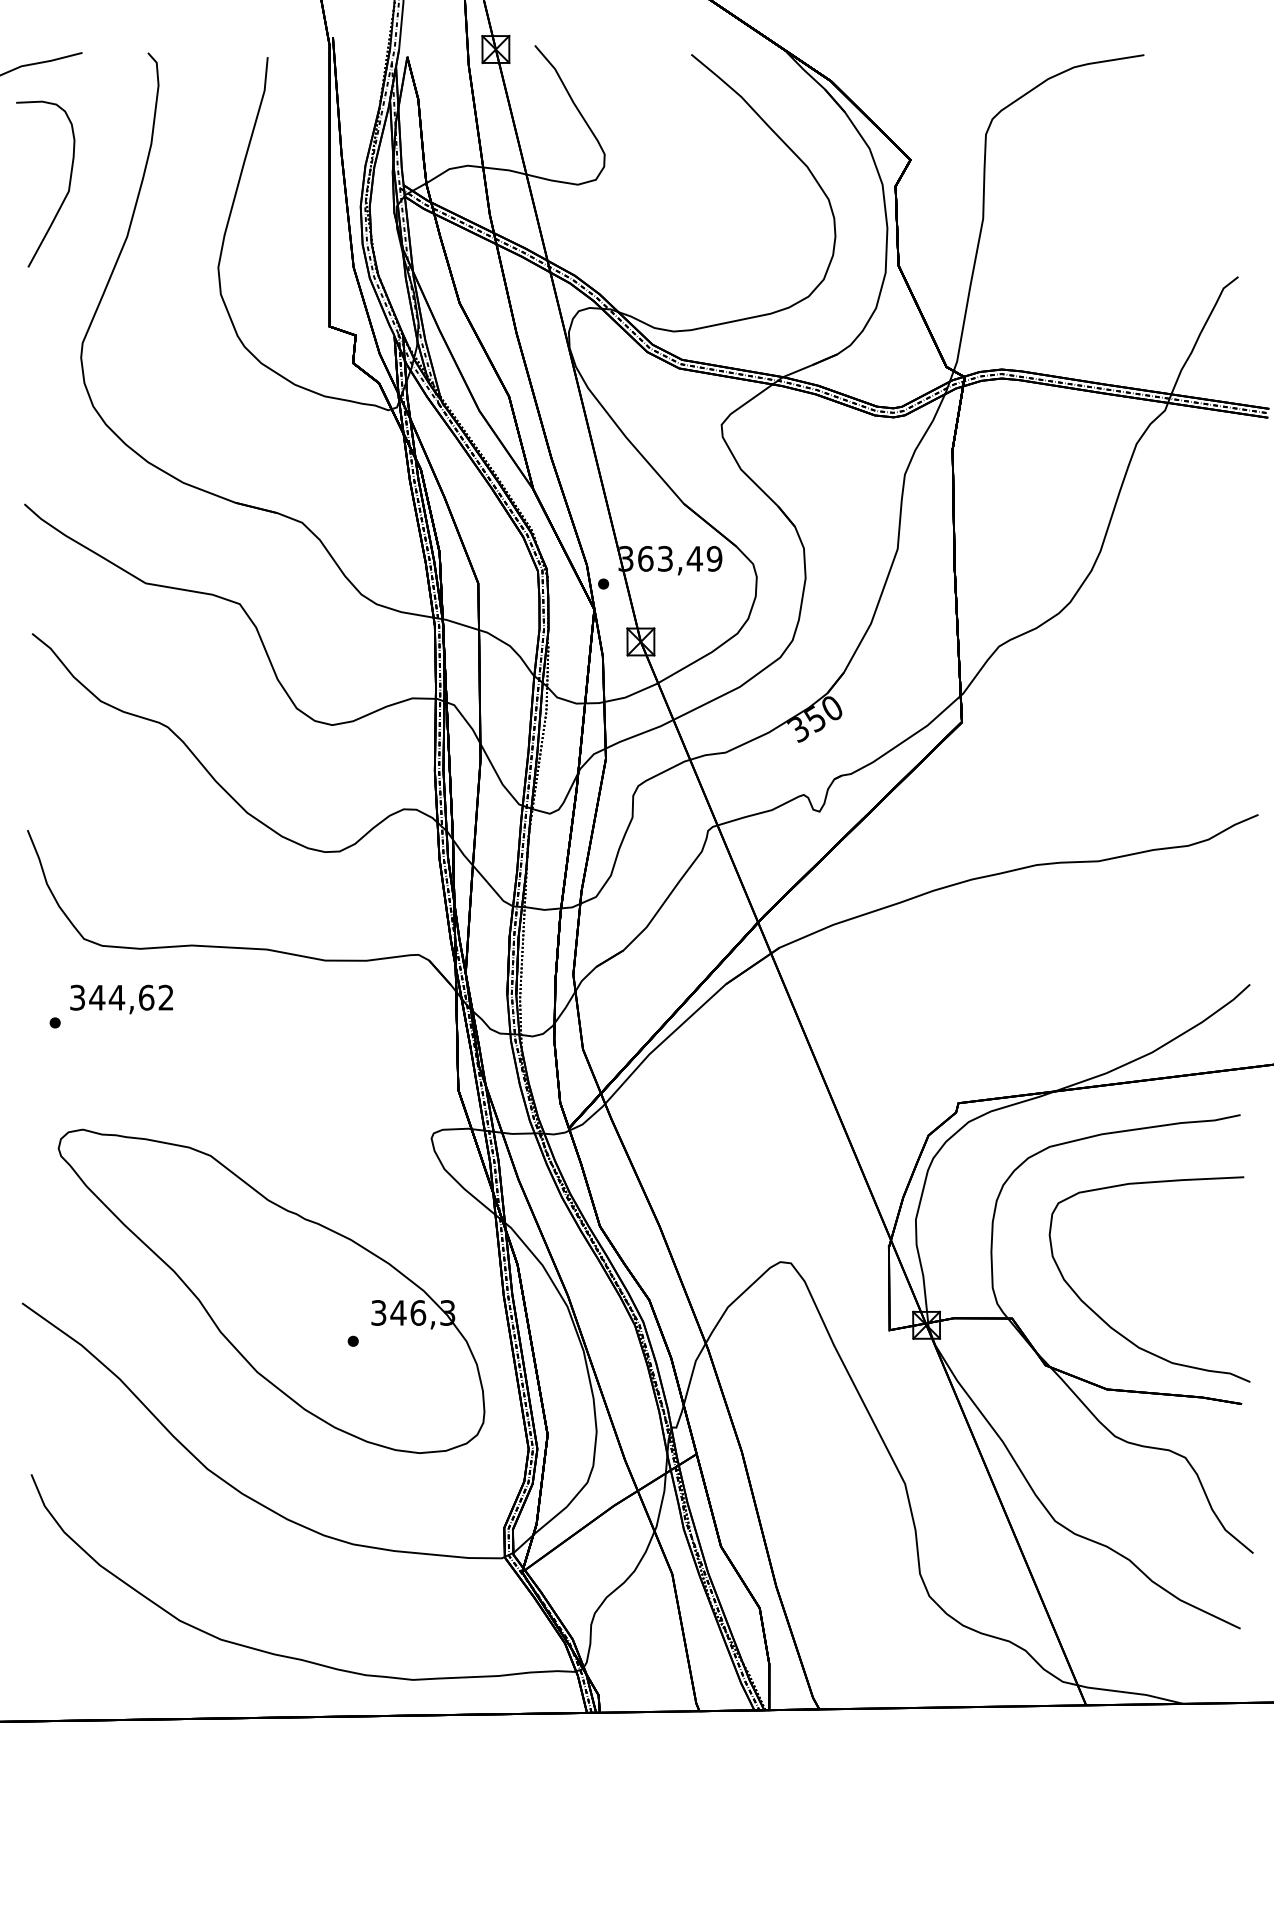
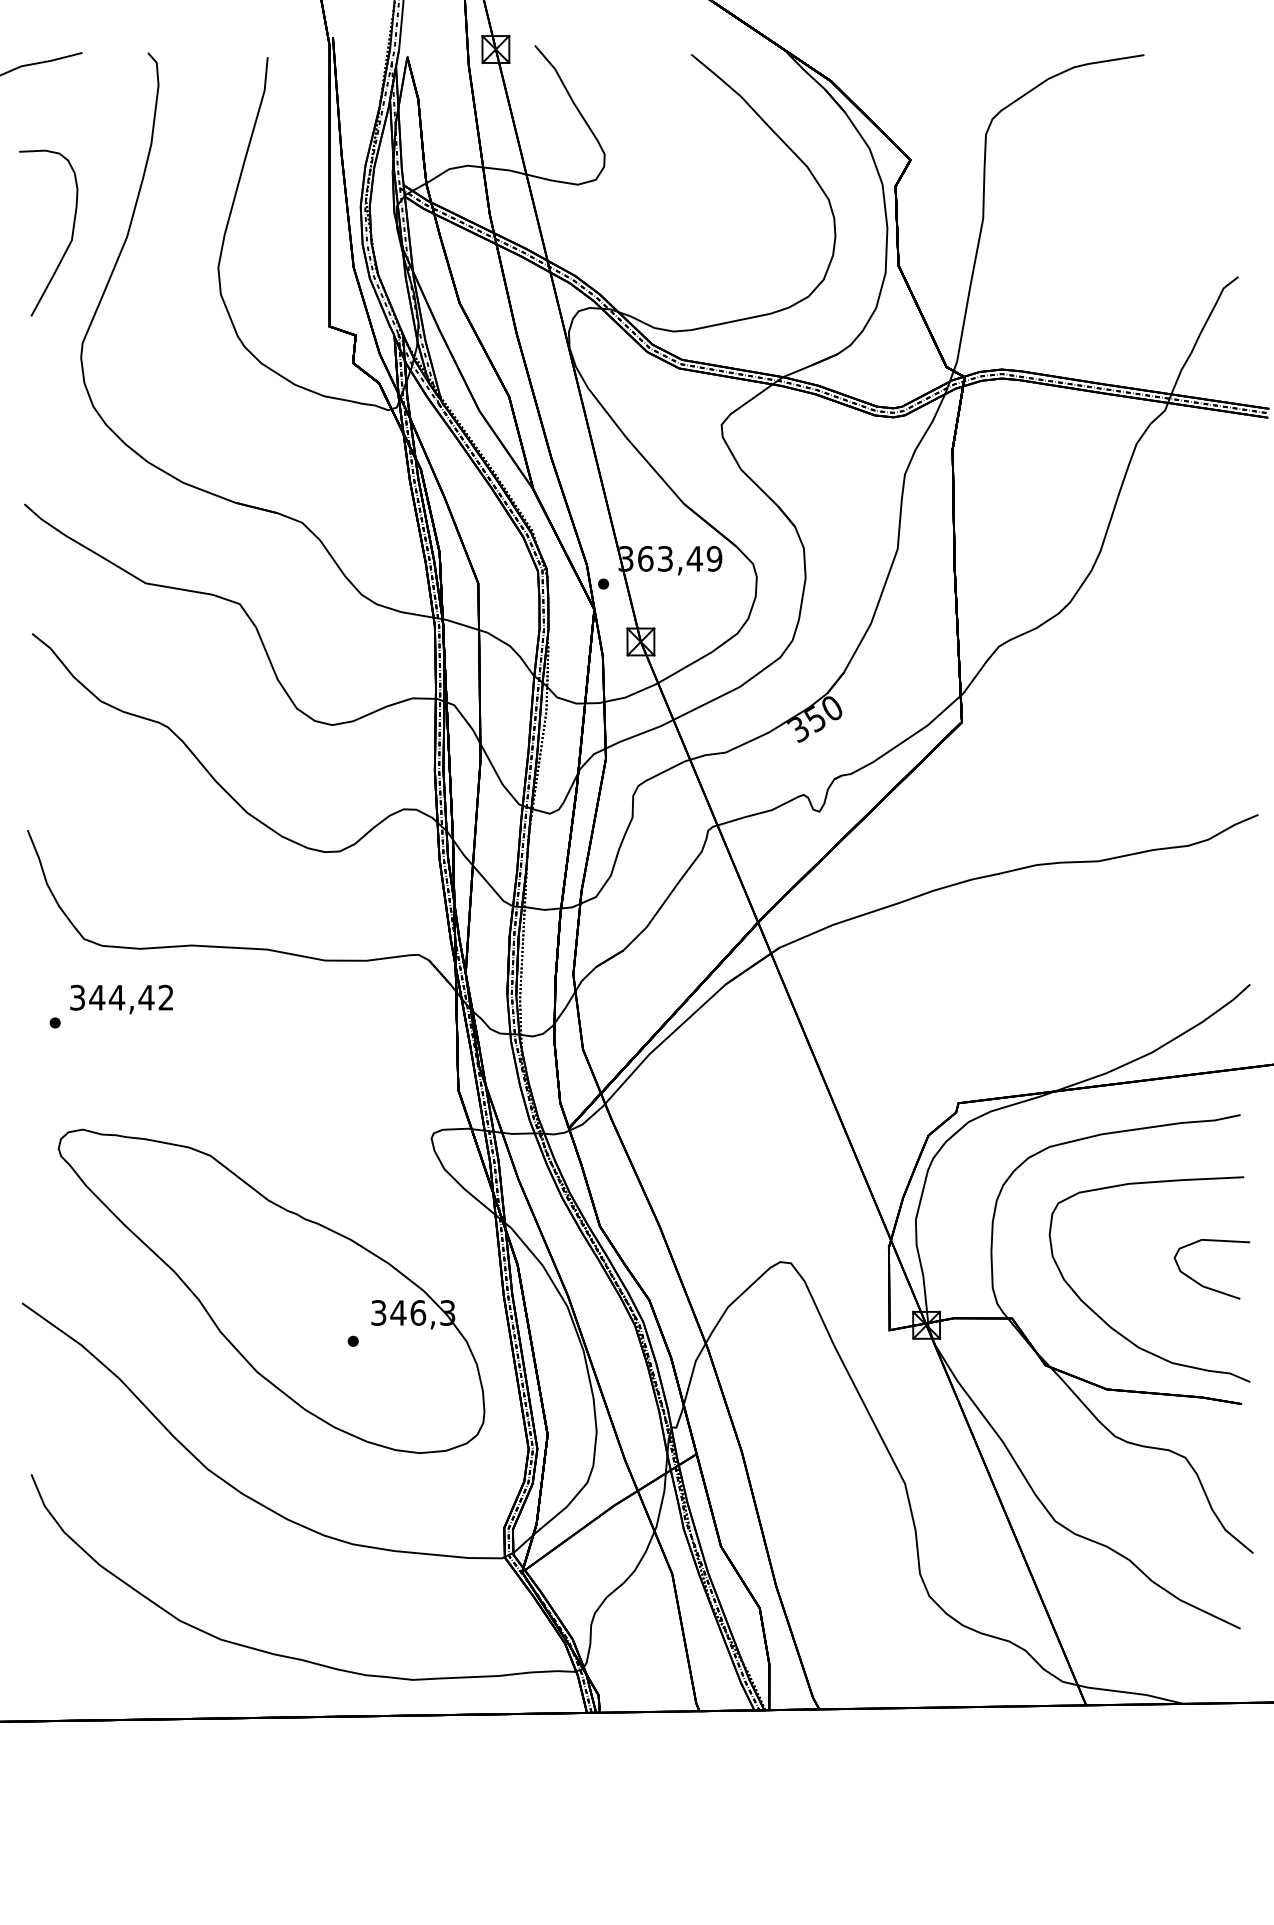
curve position: (68, 185) -> (71, 234) (71, 234)
text: 344,62 -> 344,42 (146, 997)
curve: none -> present (1206, 1286)
